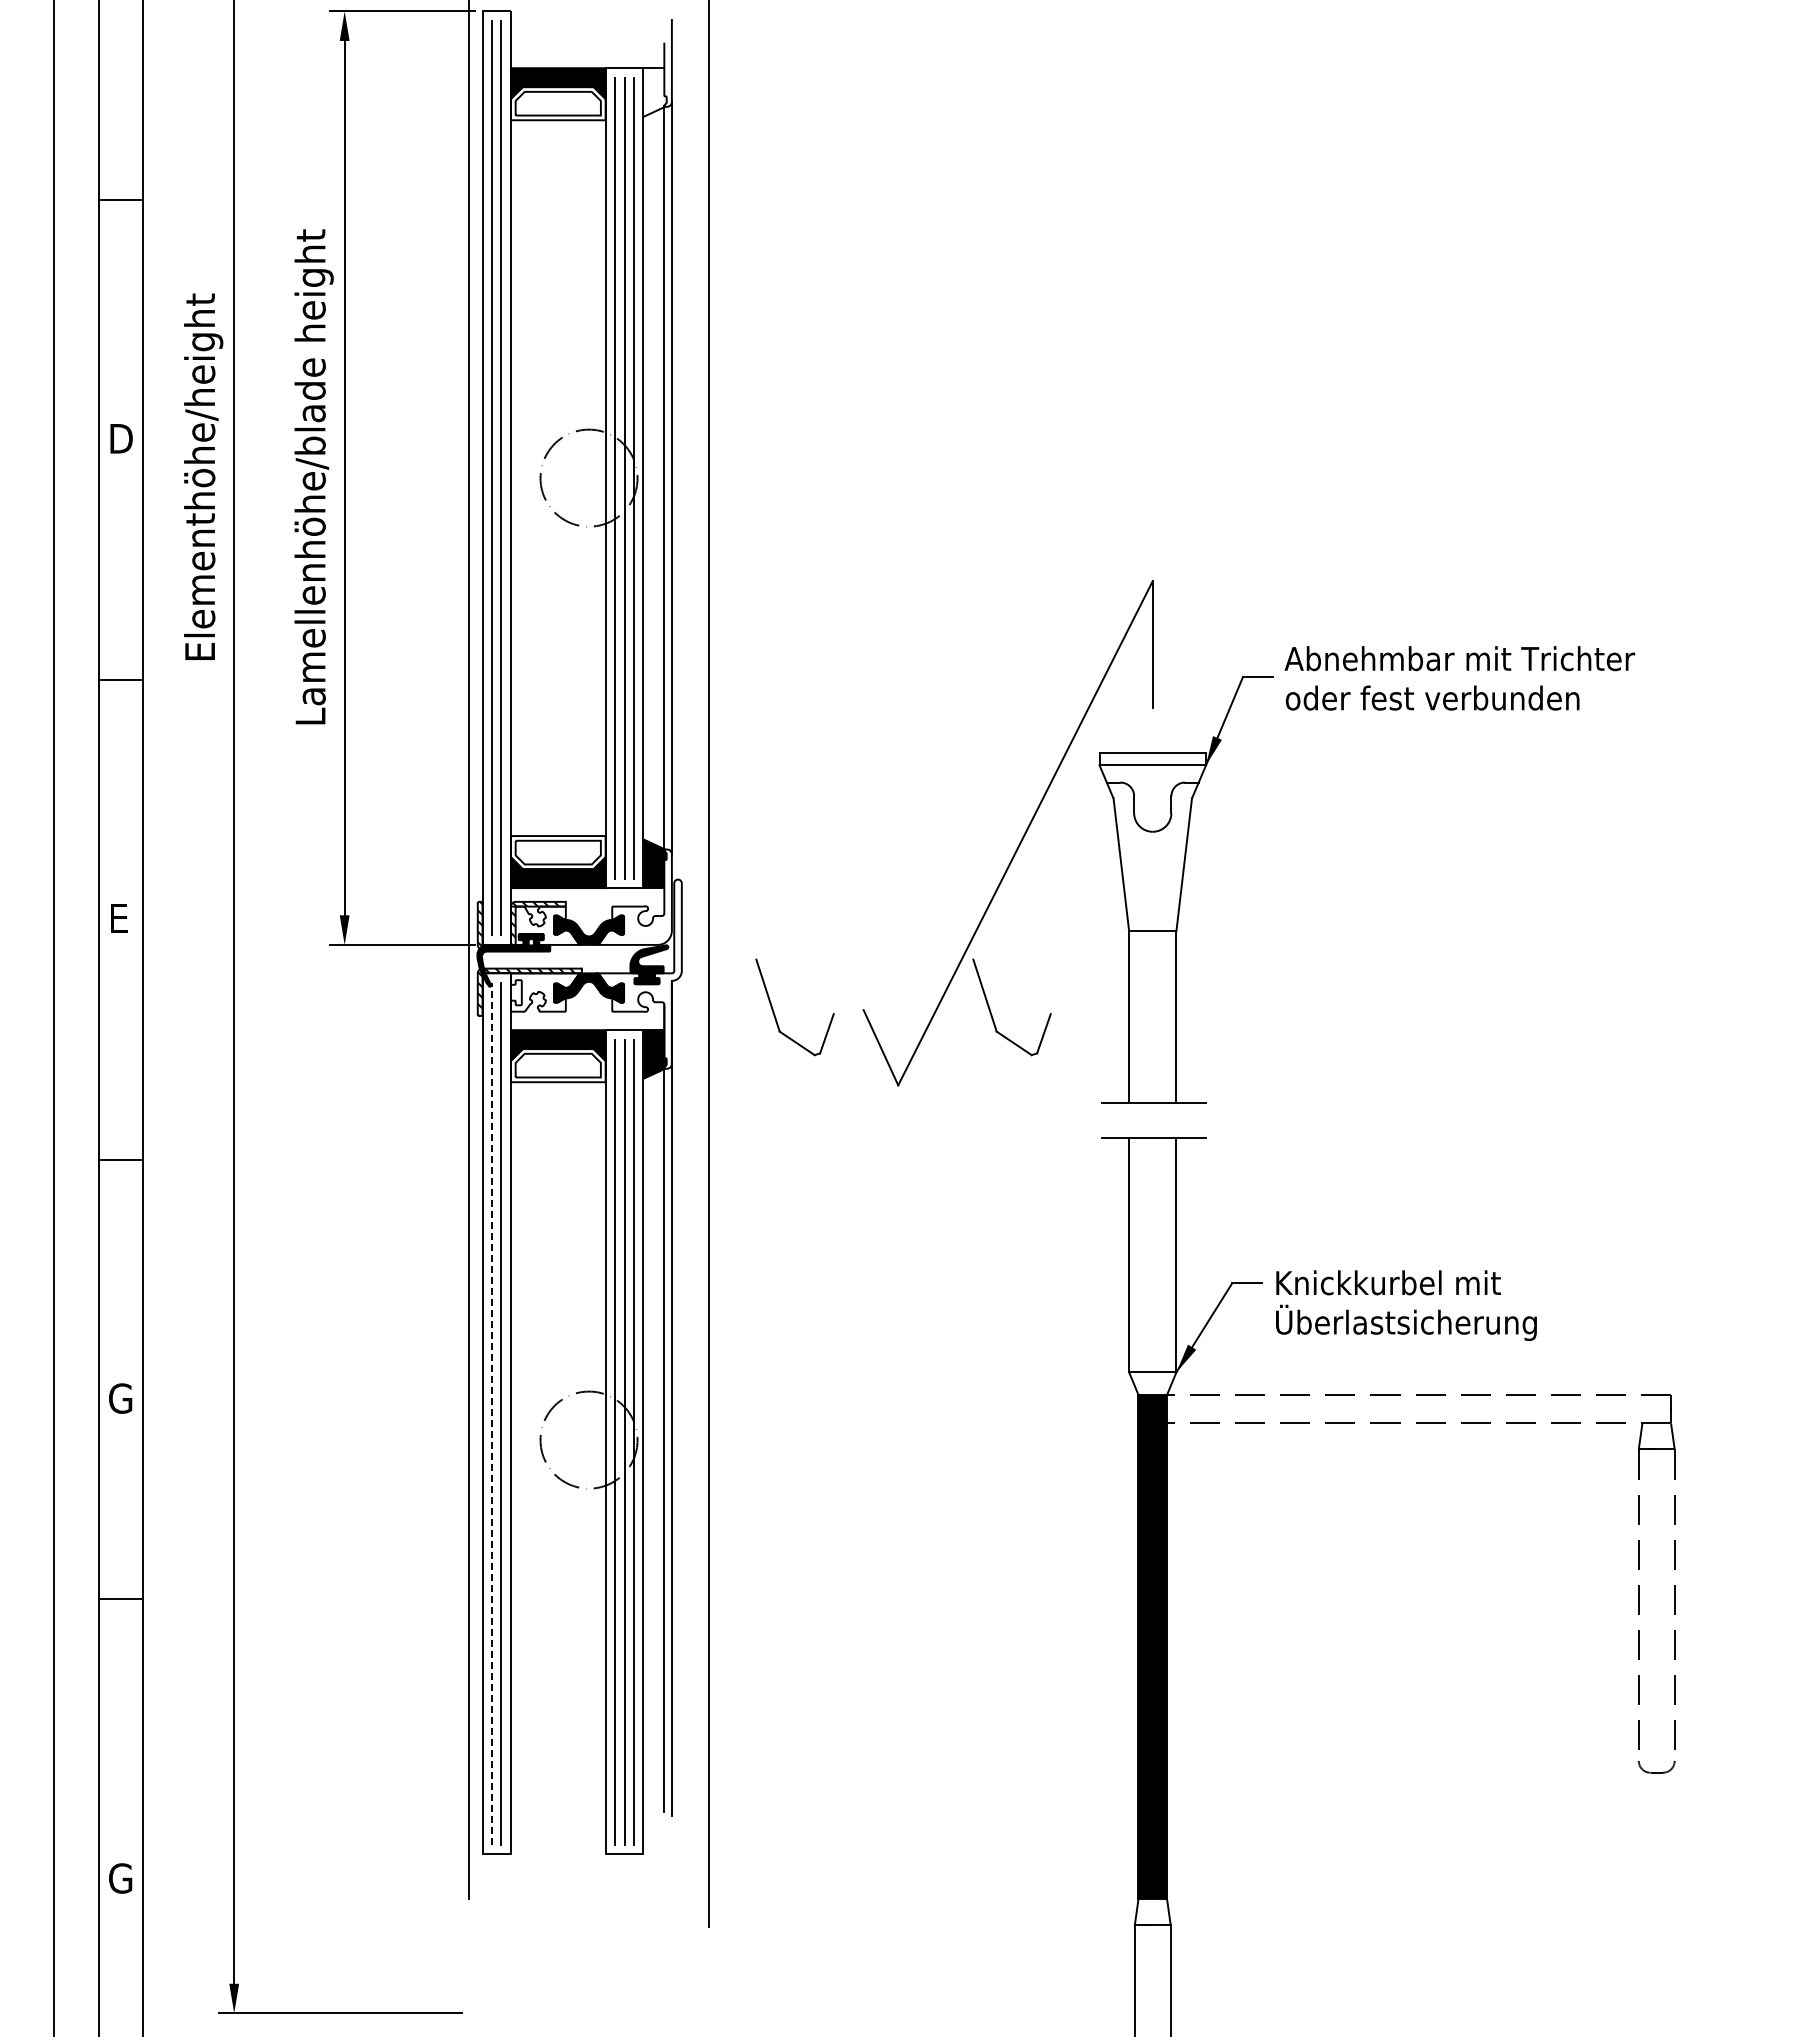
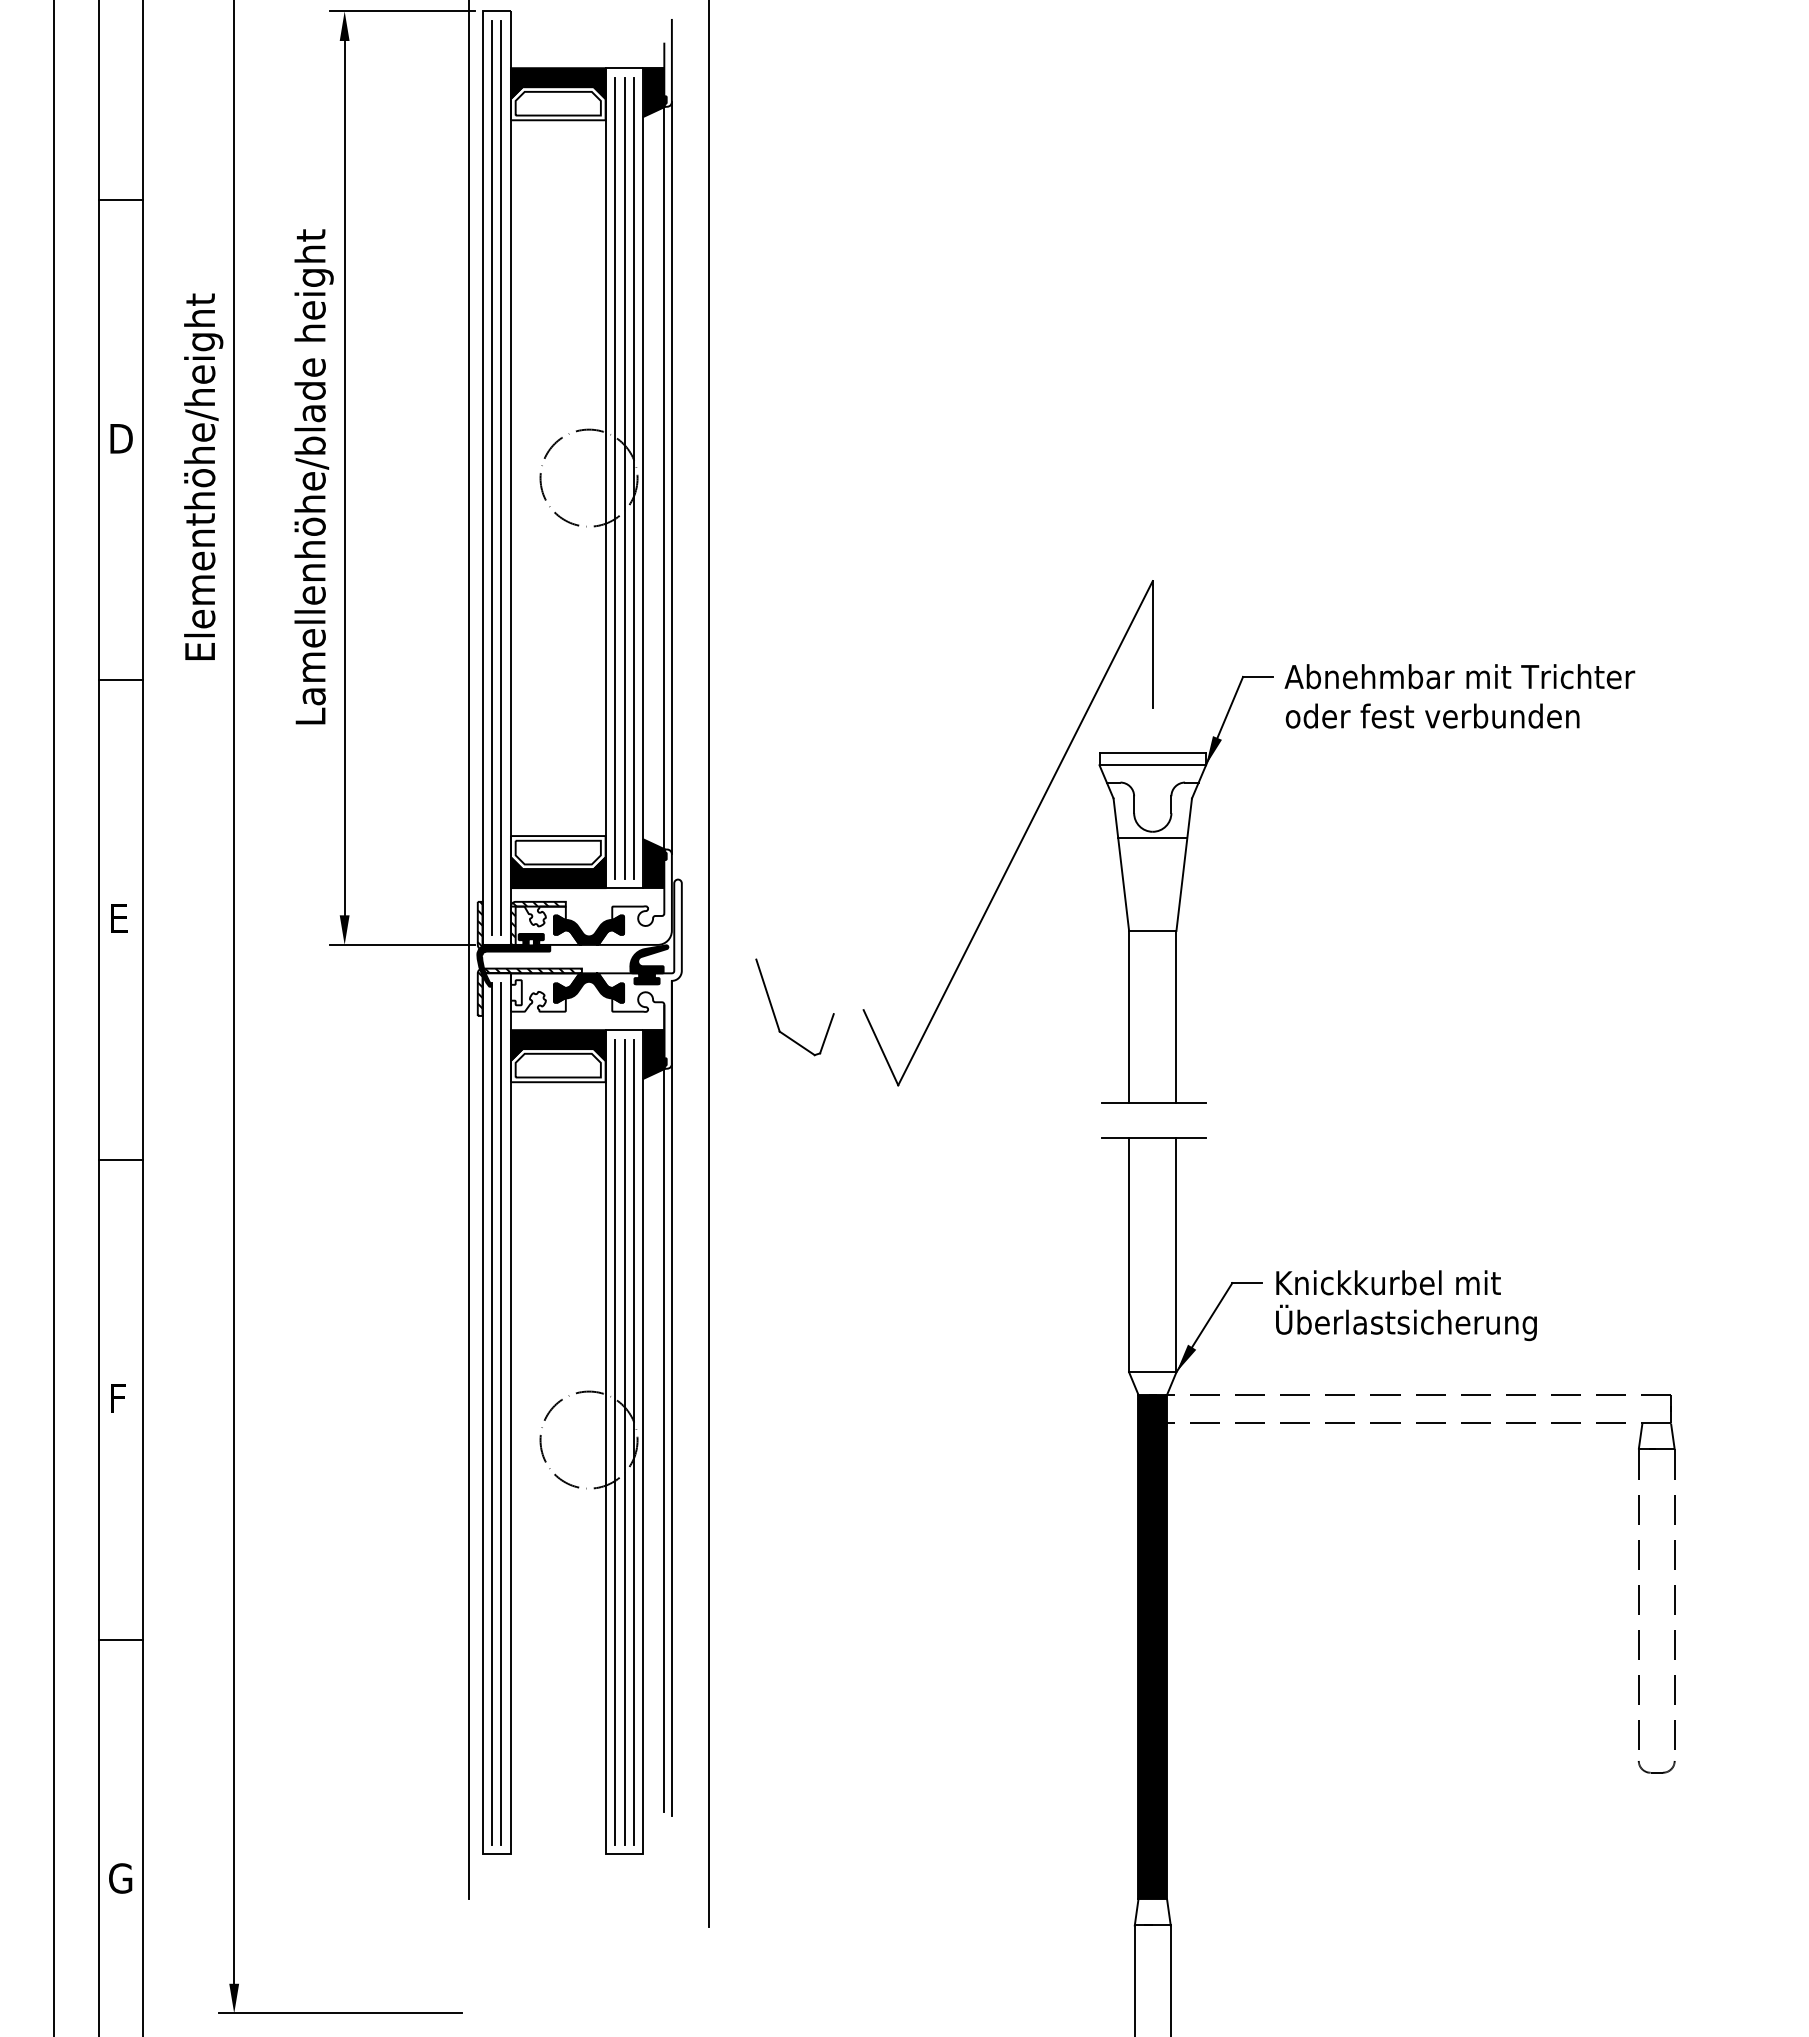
fill: none -> present (654, 92)
text position: (1459, 678) -> (1459, 696) (1459, 696)
line: none -> present (1152, 837)
part: present -> none (992, 1014)
text: G -> F (120, 1398)
line: dashed -> solid (492, 1413)
line position: (120, 1598) -> (120, 1639) (120, 1639)
